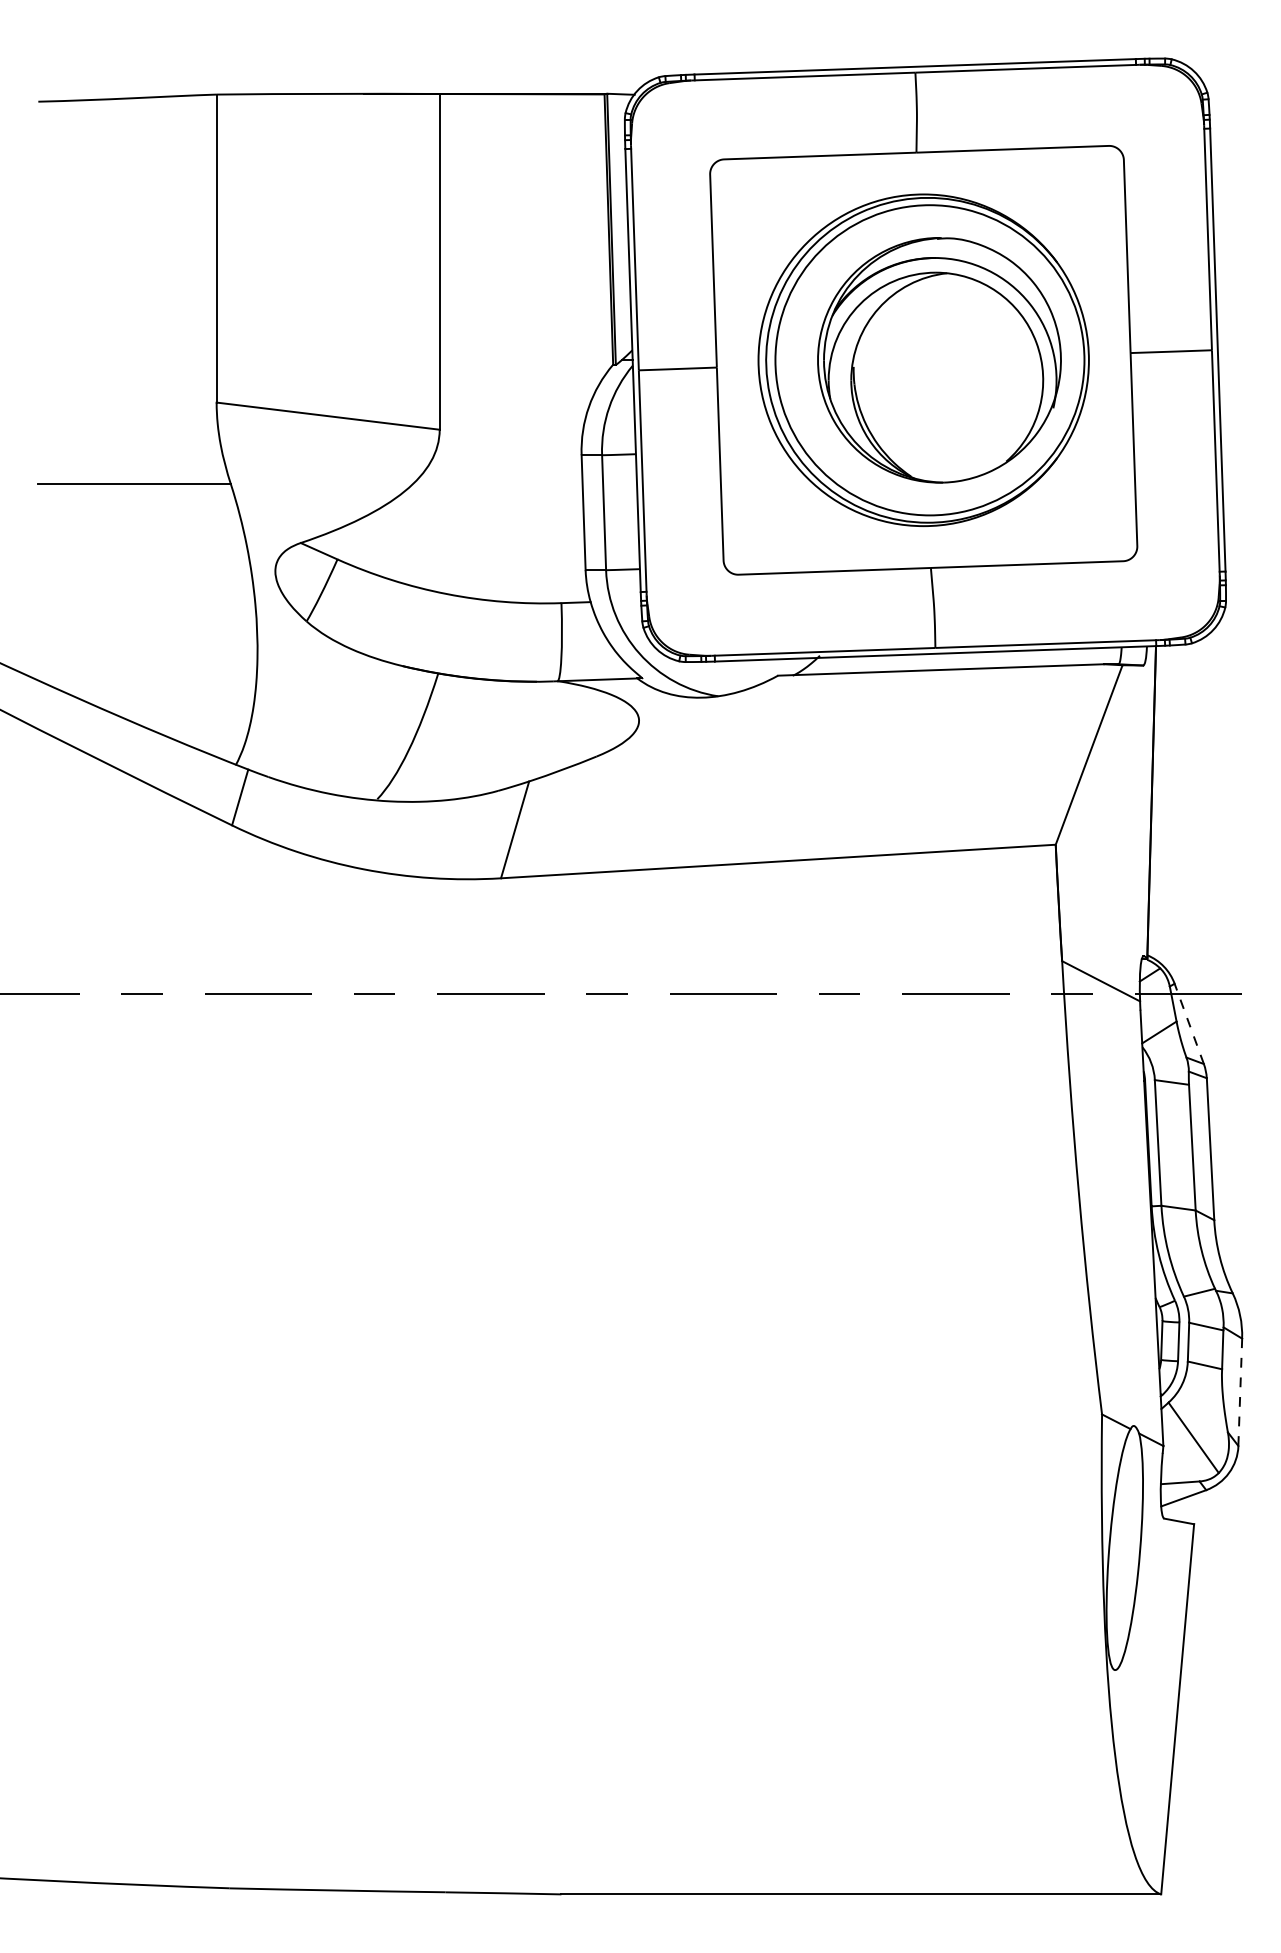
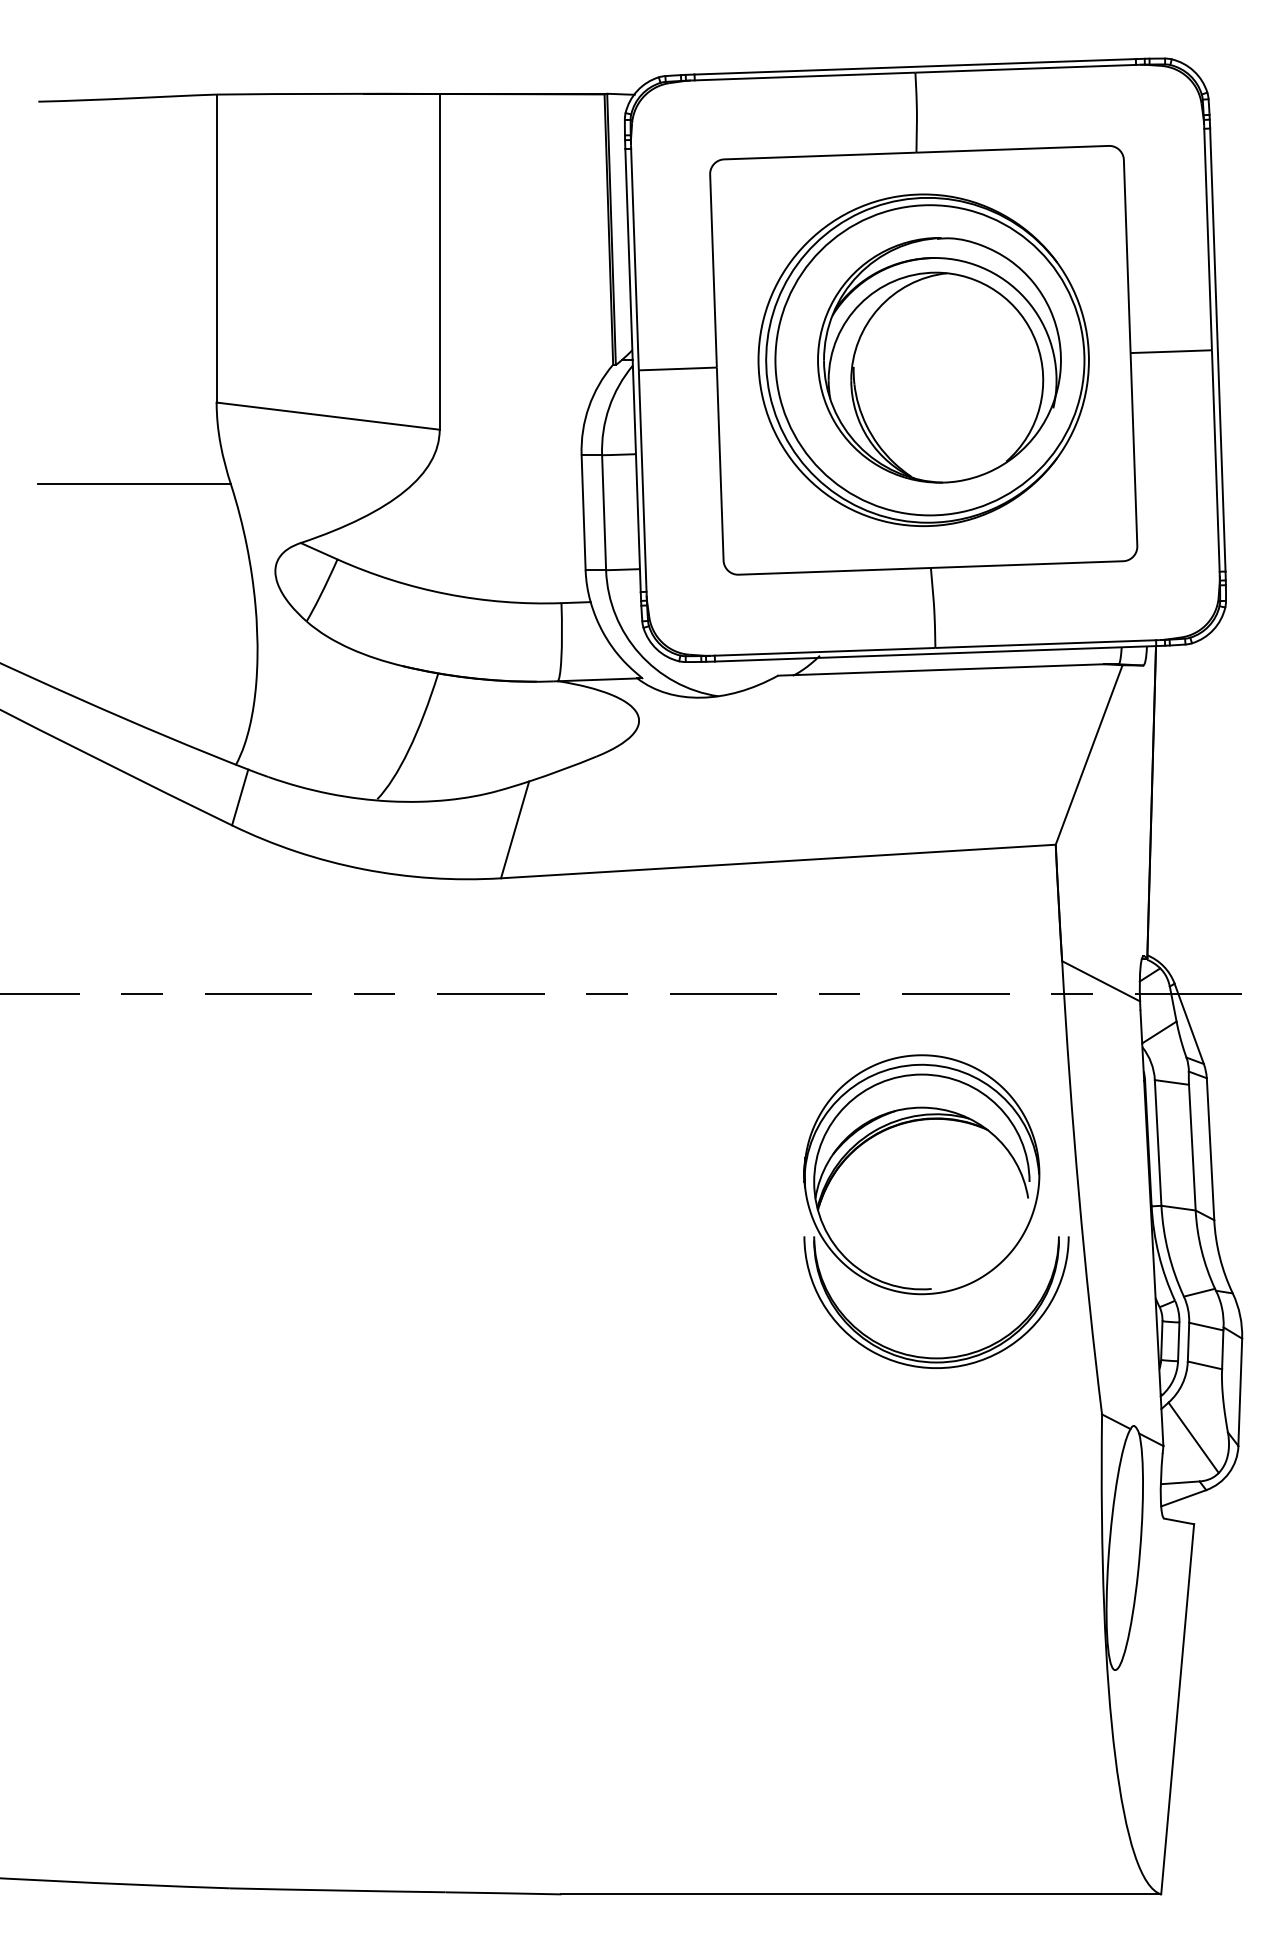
line: dashed -> solid (1189, 1023)
part: none -> present (936, 1211)
line: dashed -> solid (1240, 1392)
